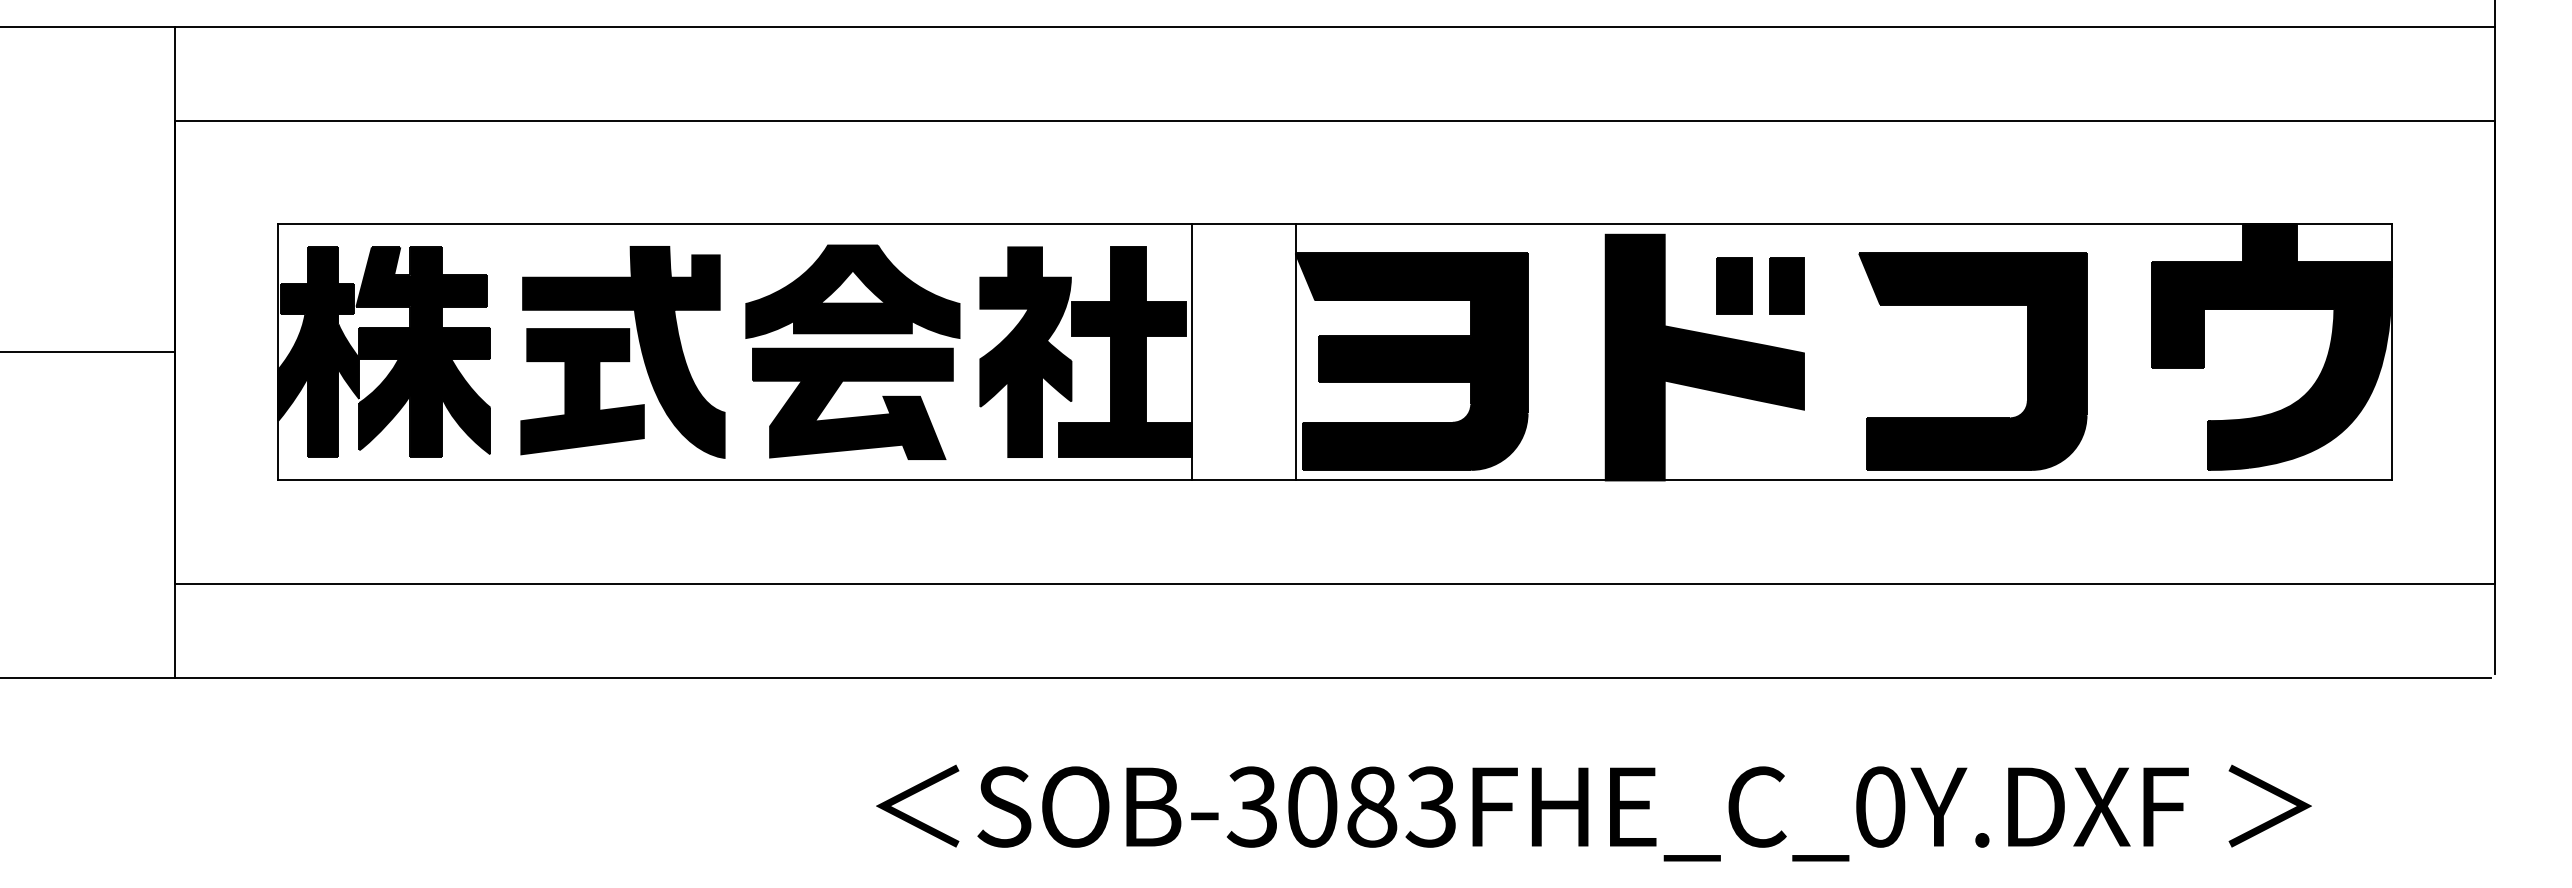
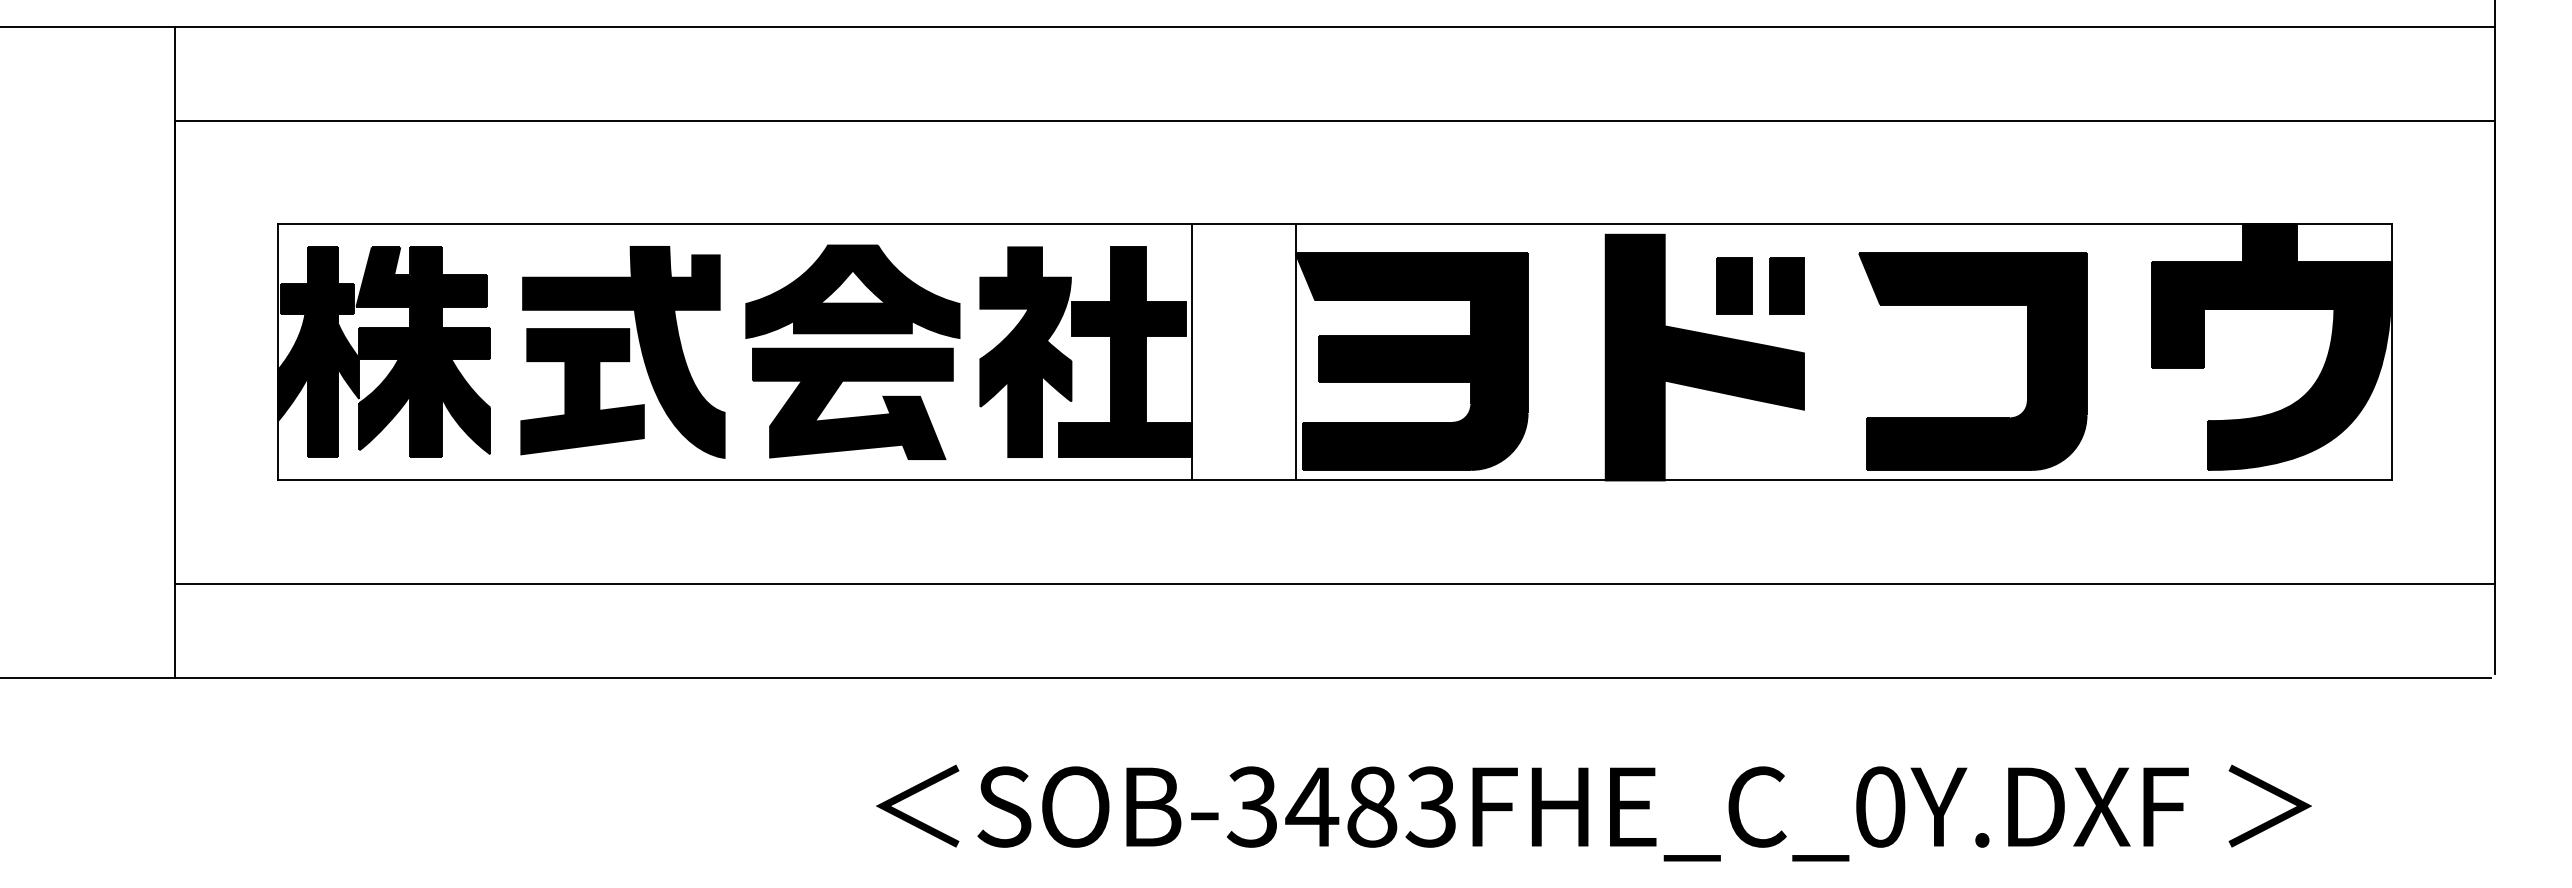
line: present -> none (88, 352)
text: SOB-3083FHE_C_0Y.DXF -> SOB-3483FHE_C_0Y.DXF (1312, 806)
